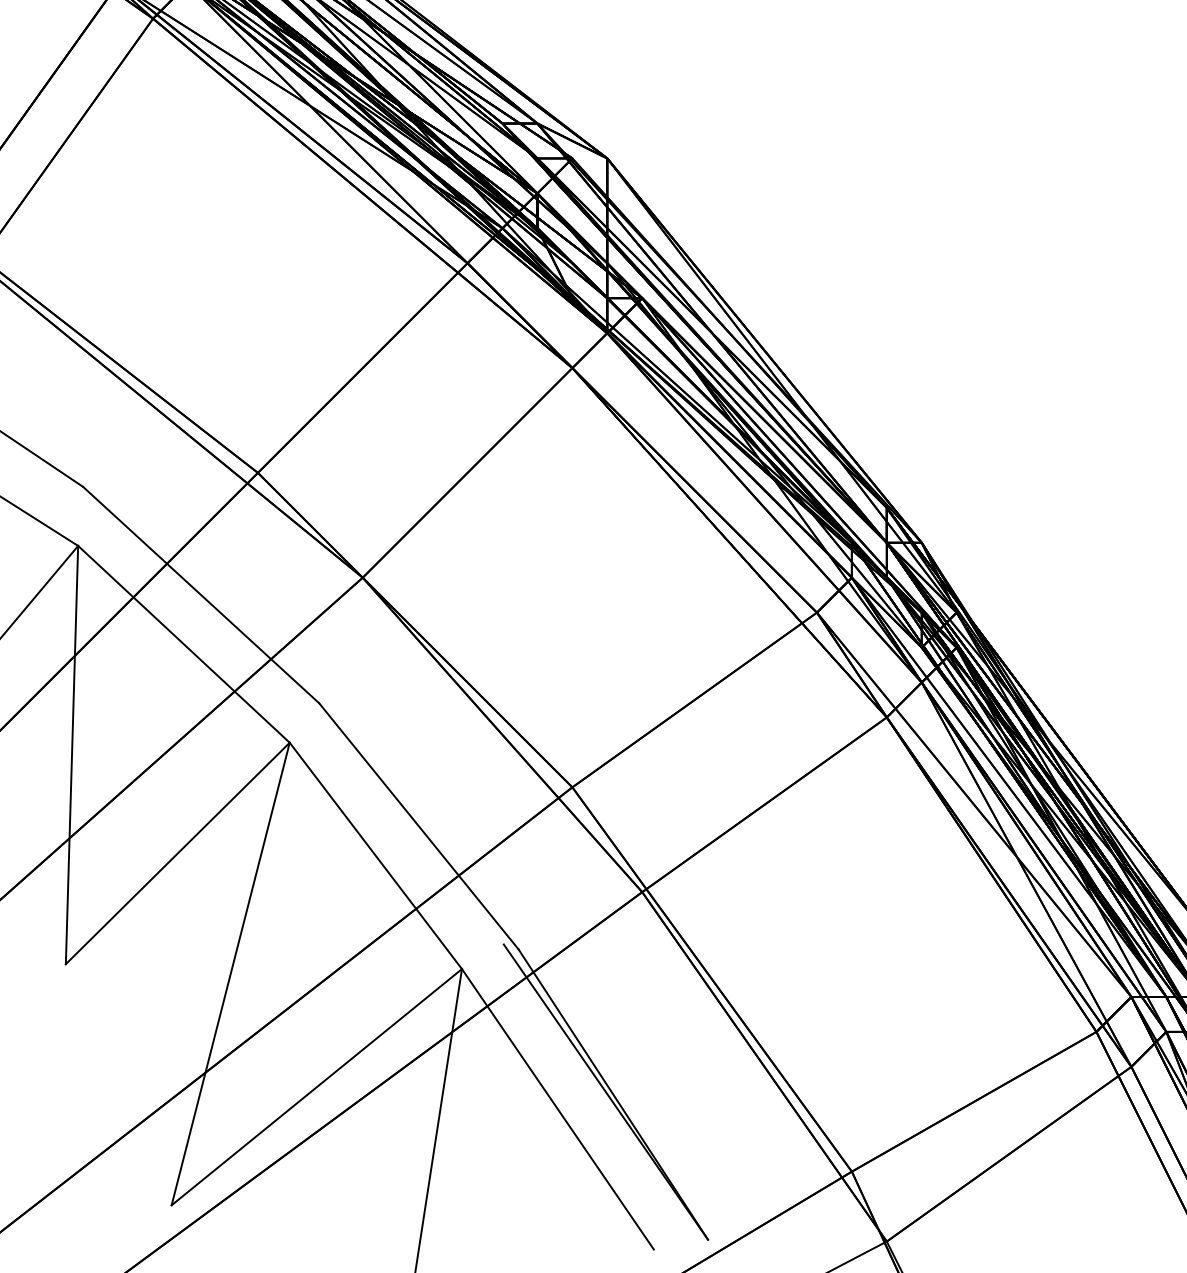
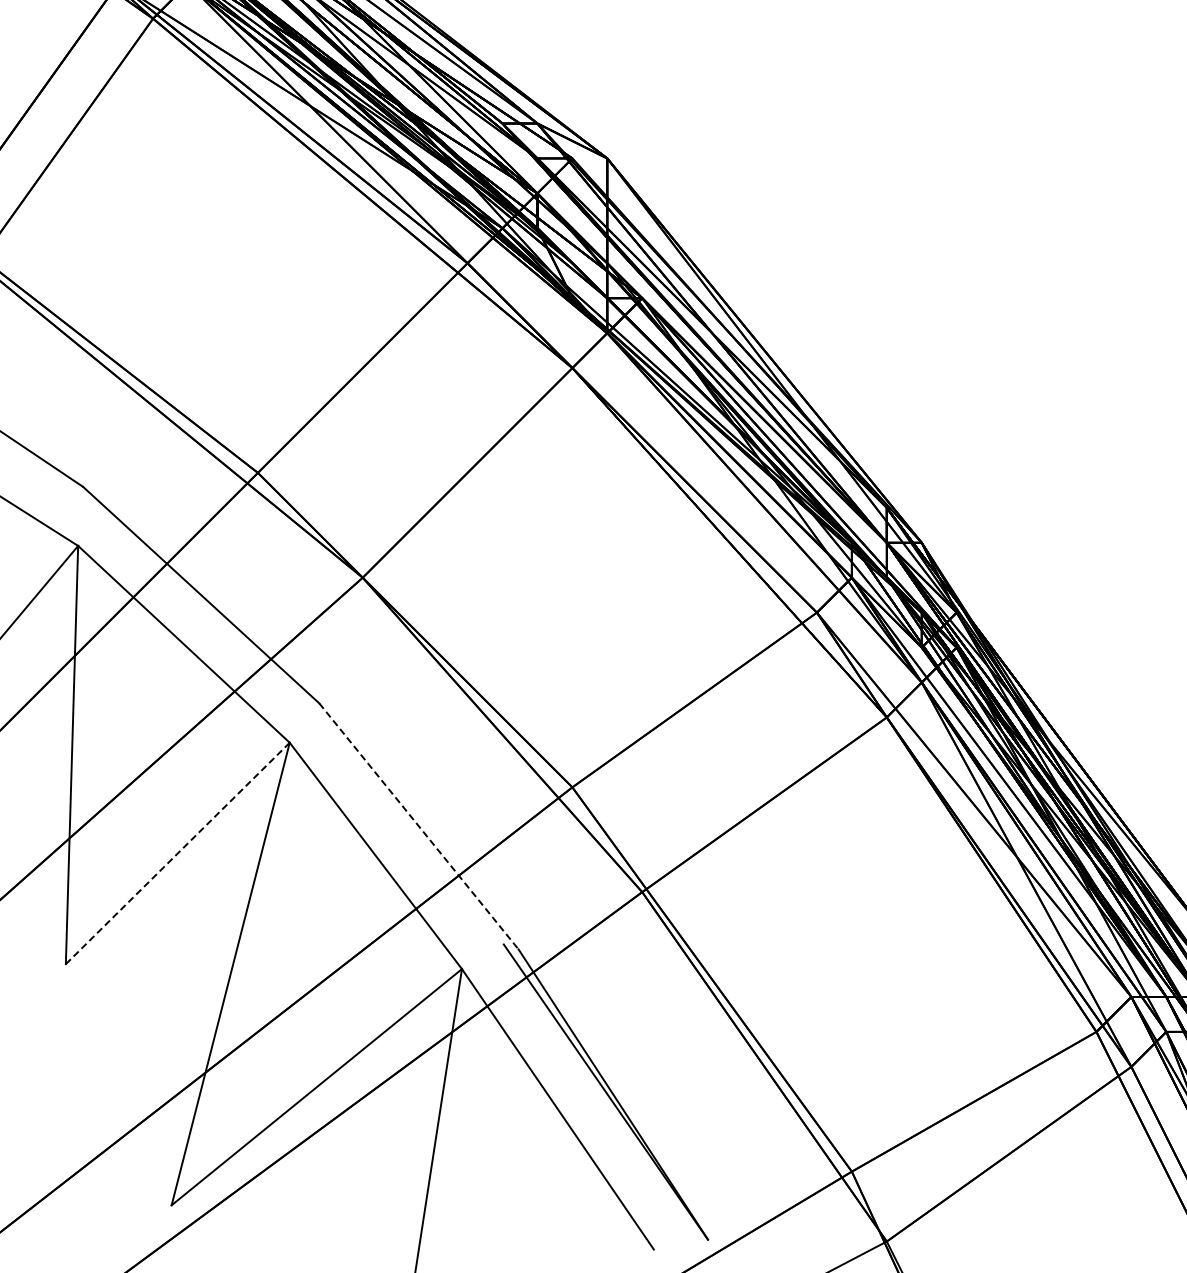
line: solid -> dashed (419, 826)
line: solid -> dashed (178, 853)
